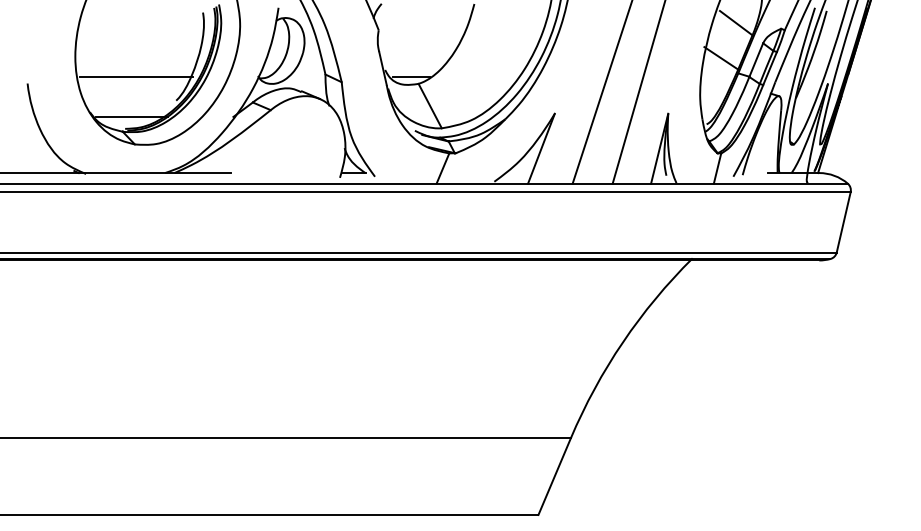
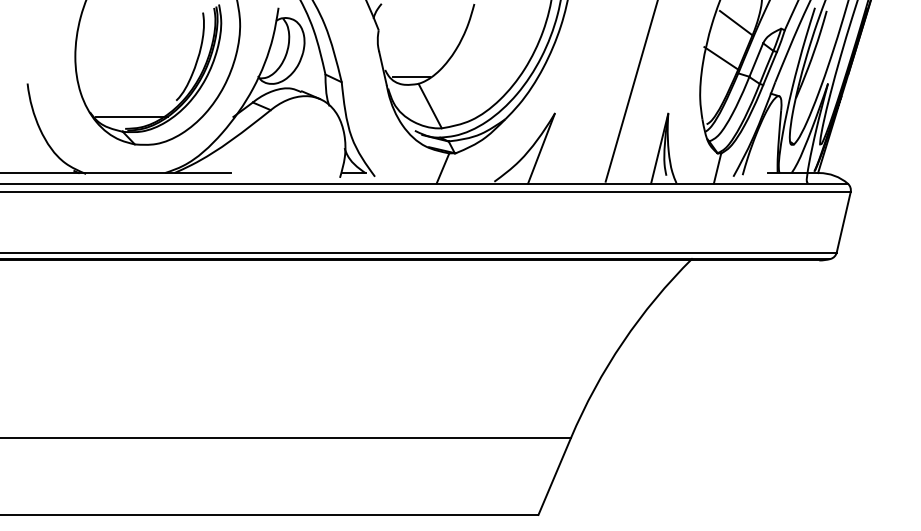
line: present -> none (136, 77)
line: present -> none (601, 92)
line position: (638, 92) -> (631, 91) (631, 91)
